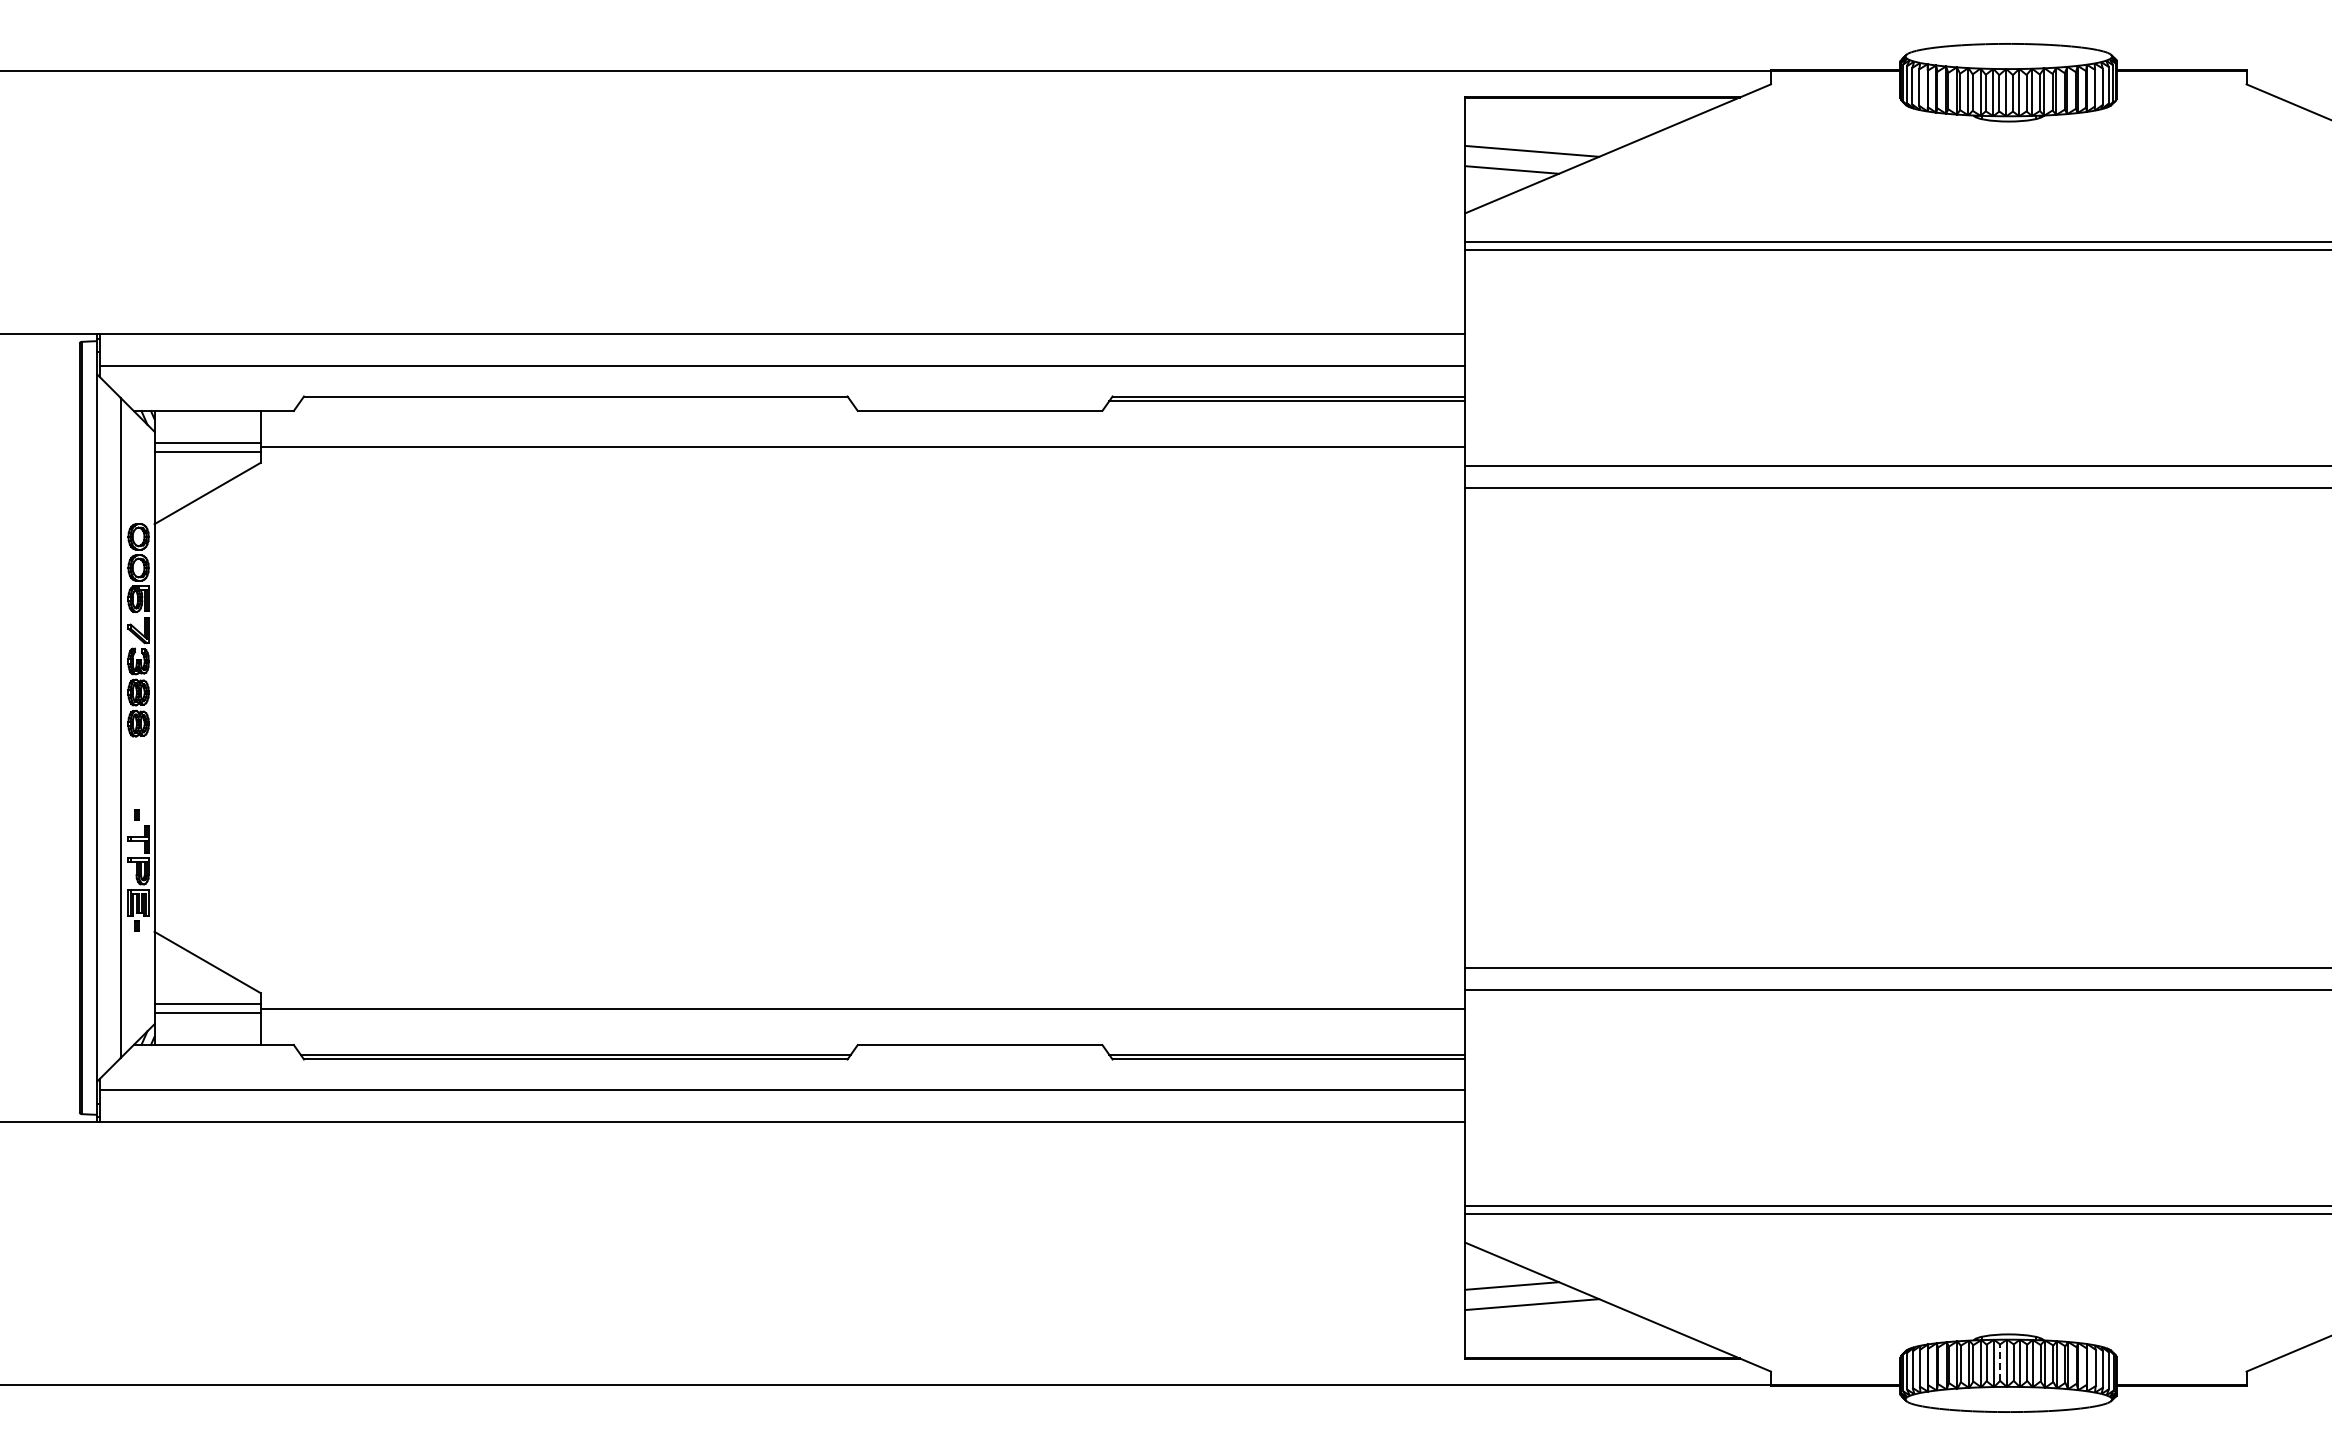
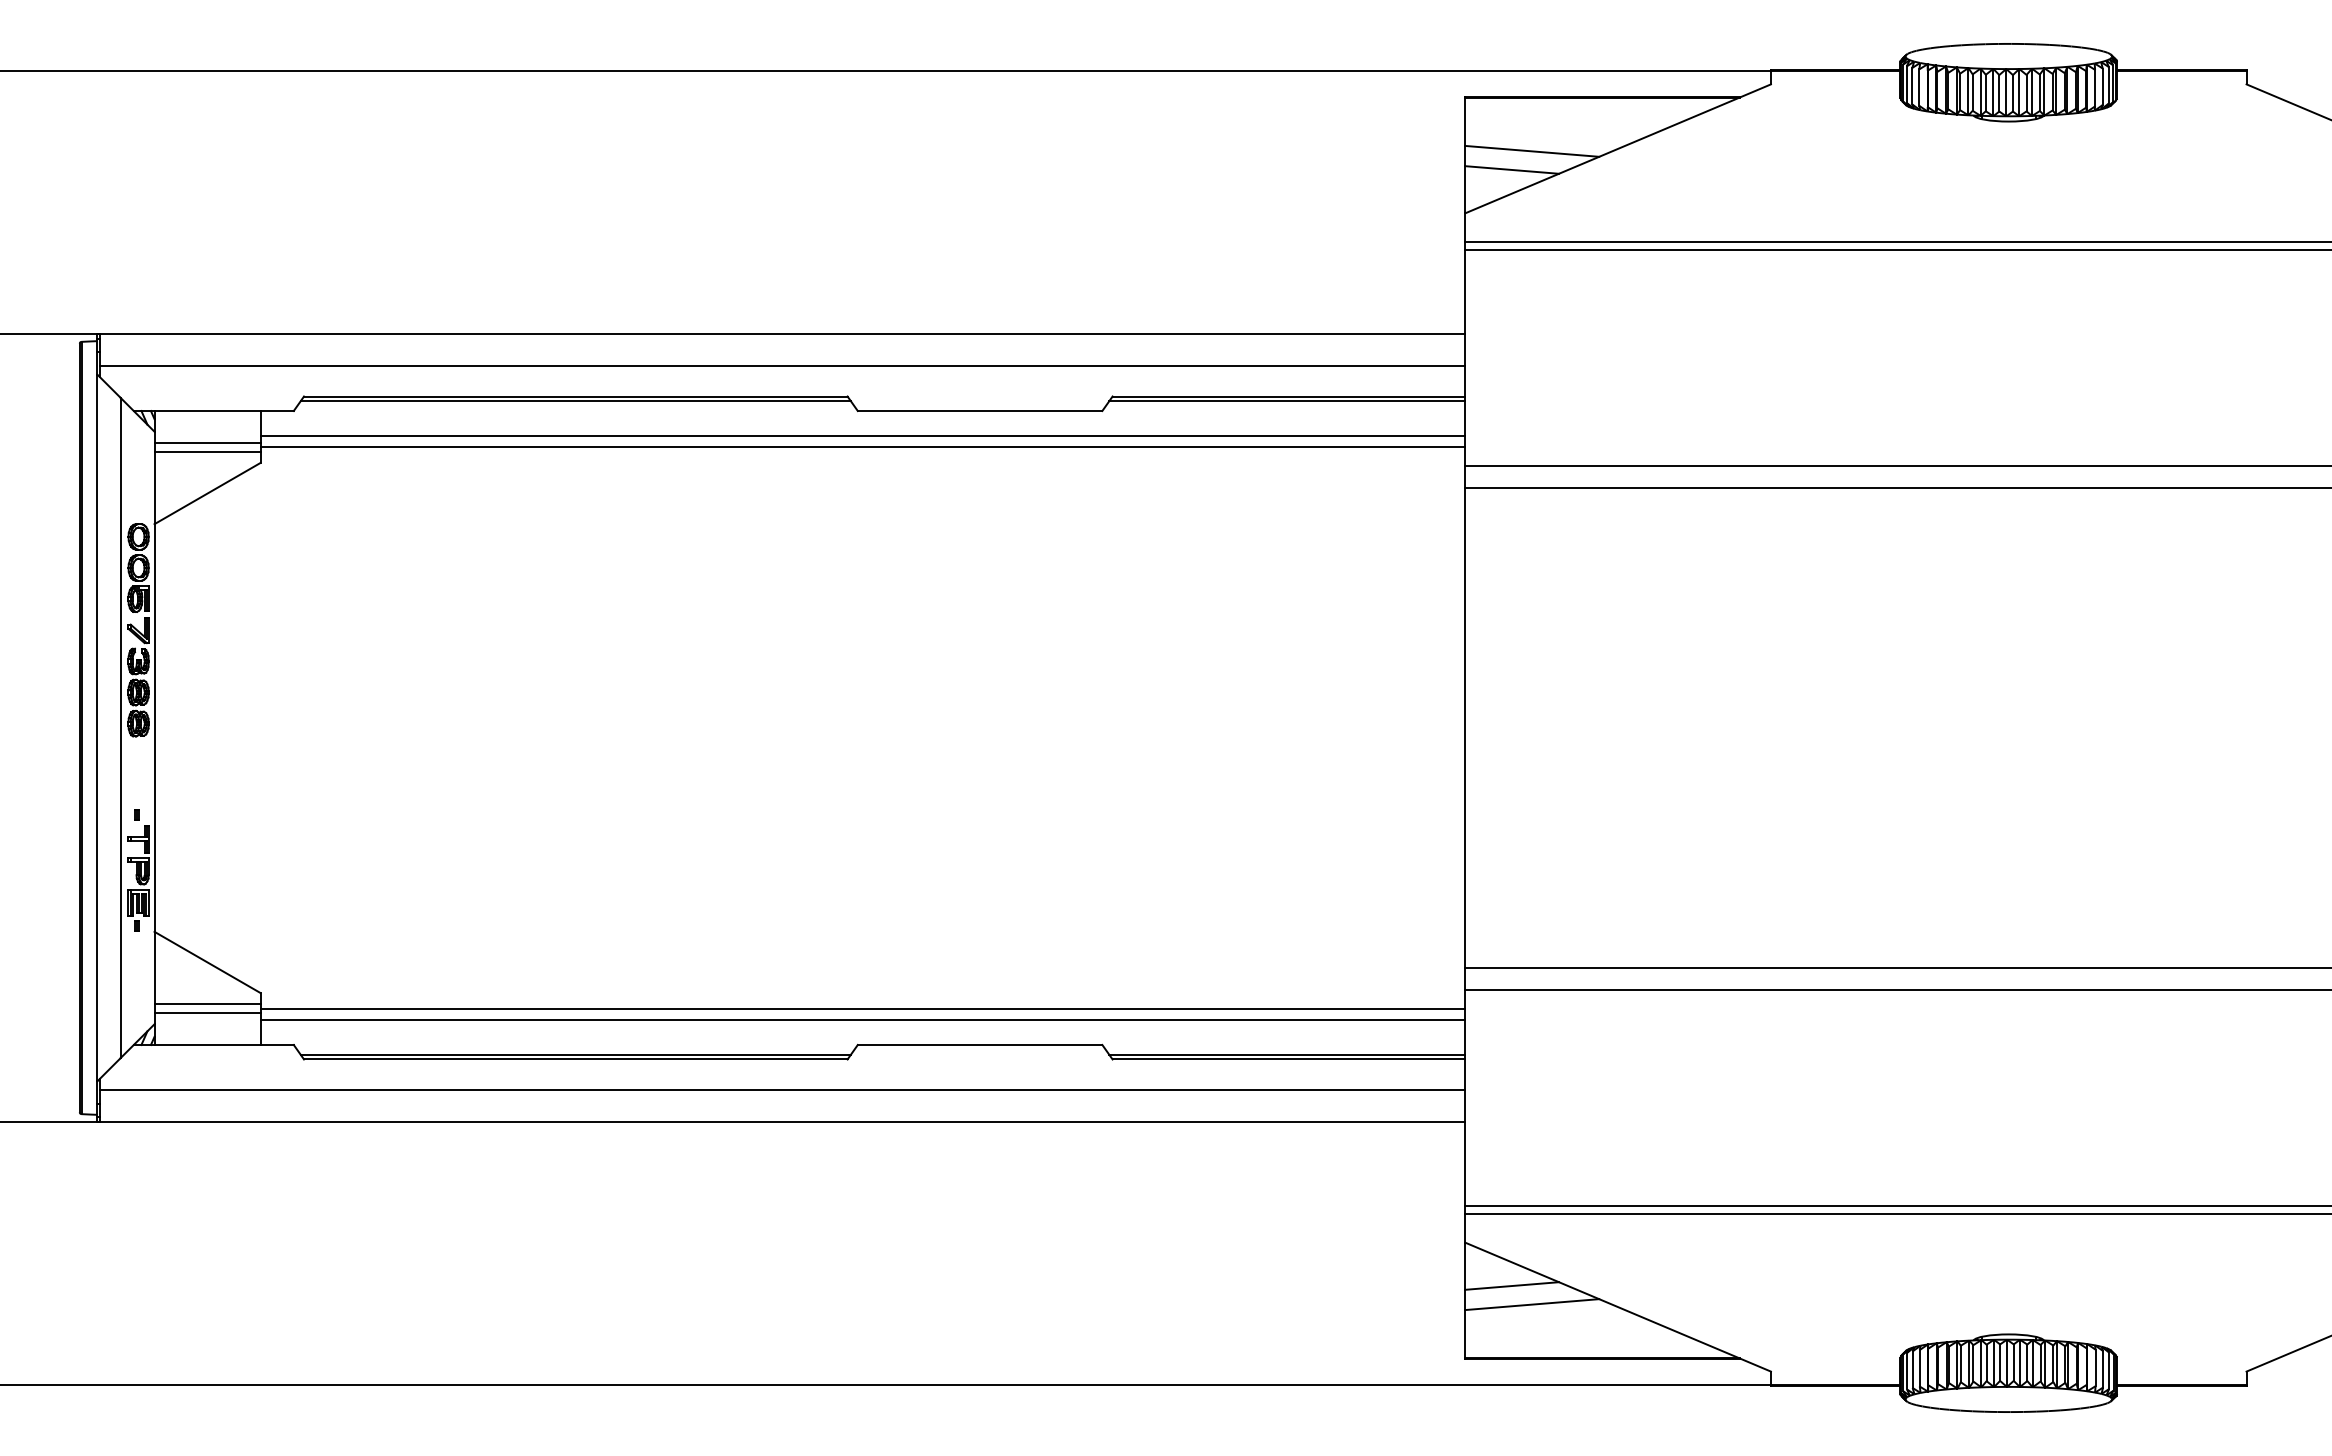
line: none -> present (575, 401)
line: none -> present (862, 435)
line: none -> present (862, 1020)
line: dashed -> solid (2000, 1362)
